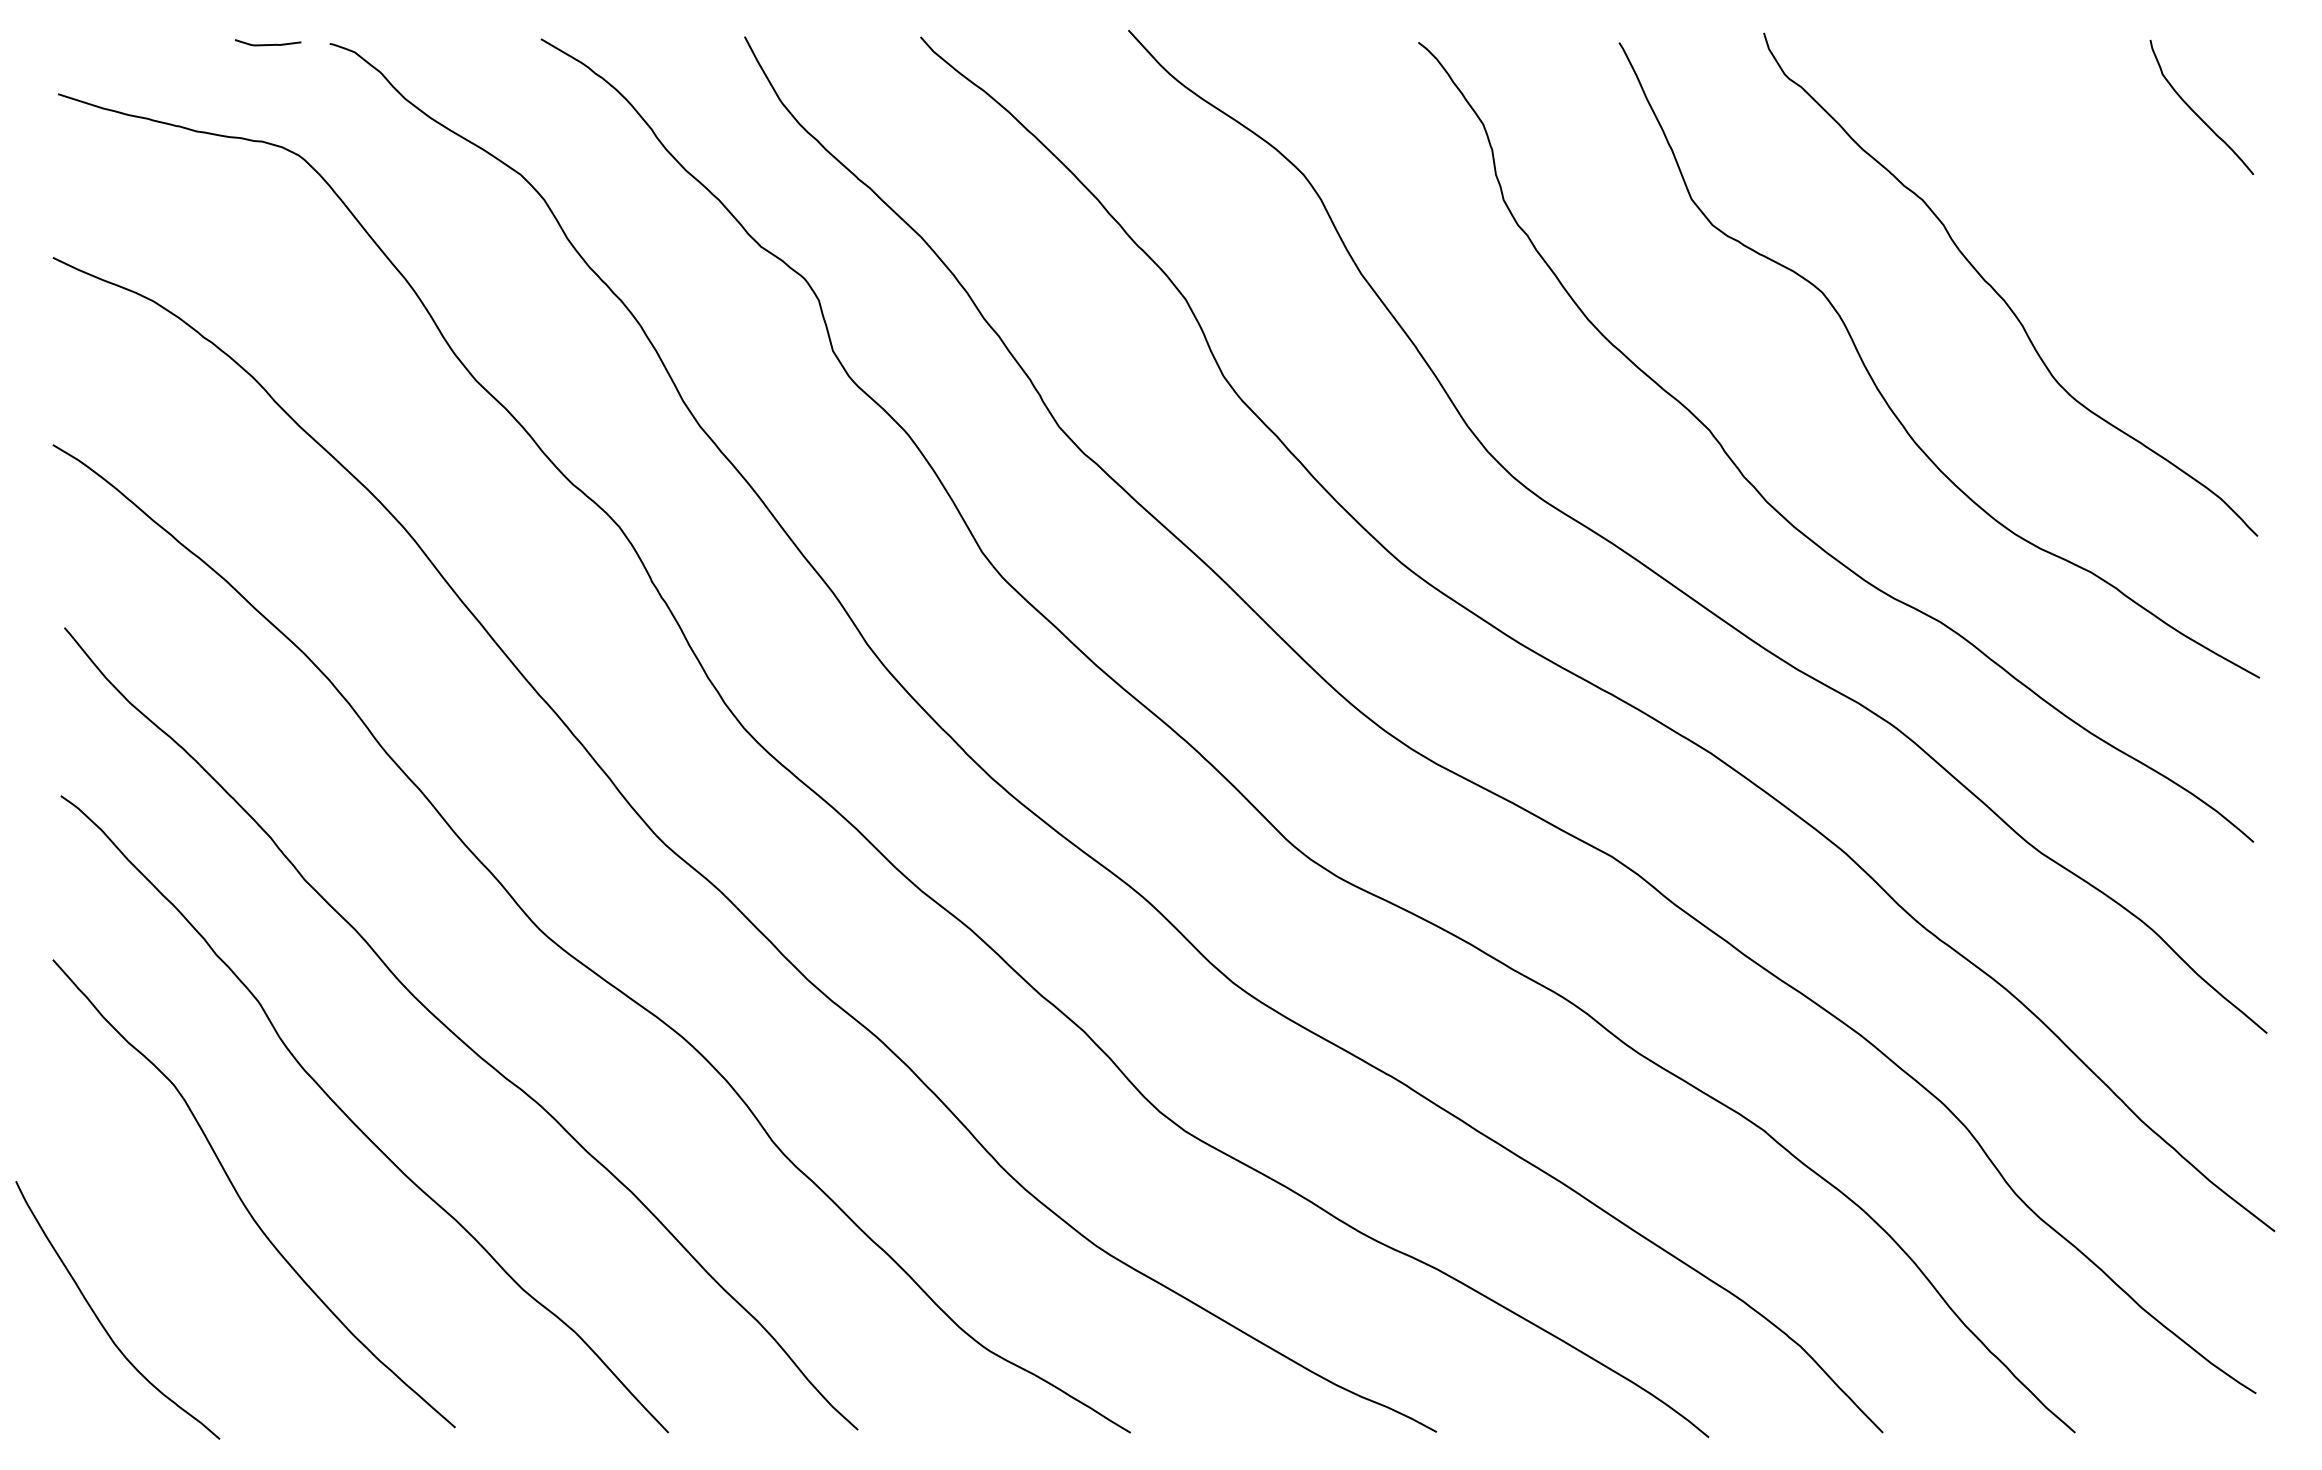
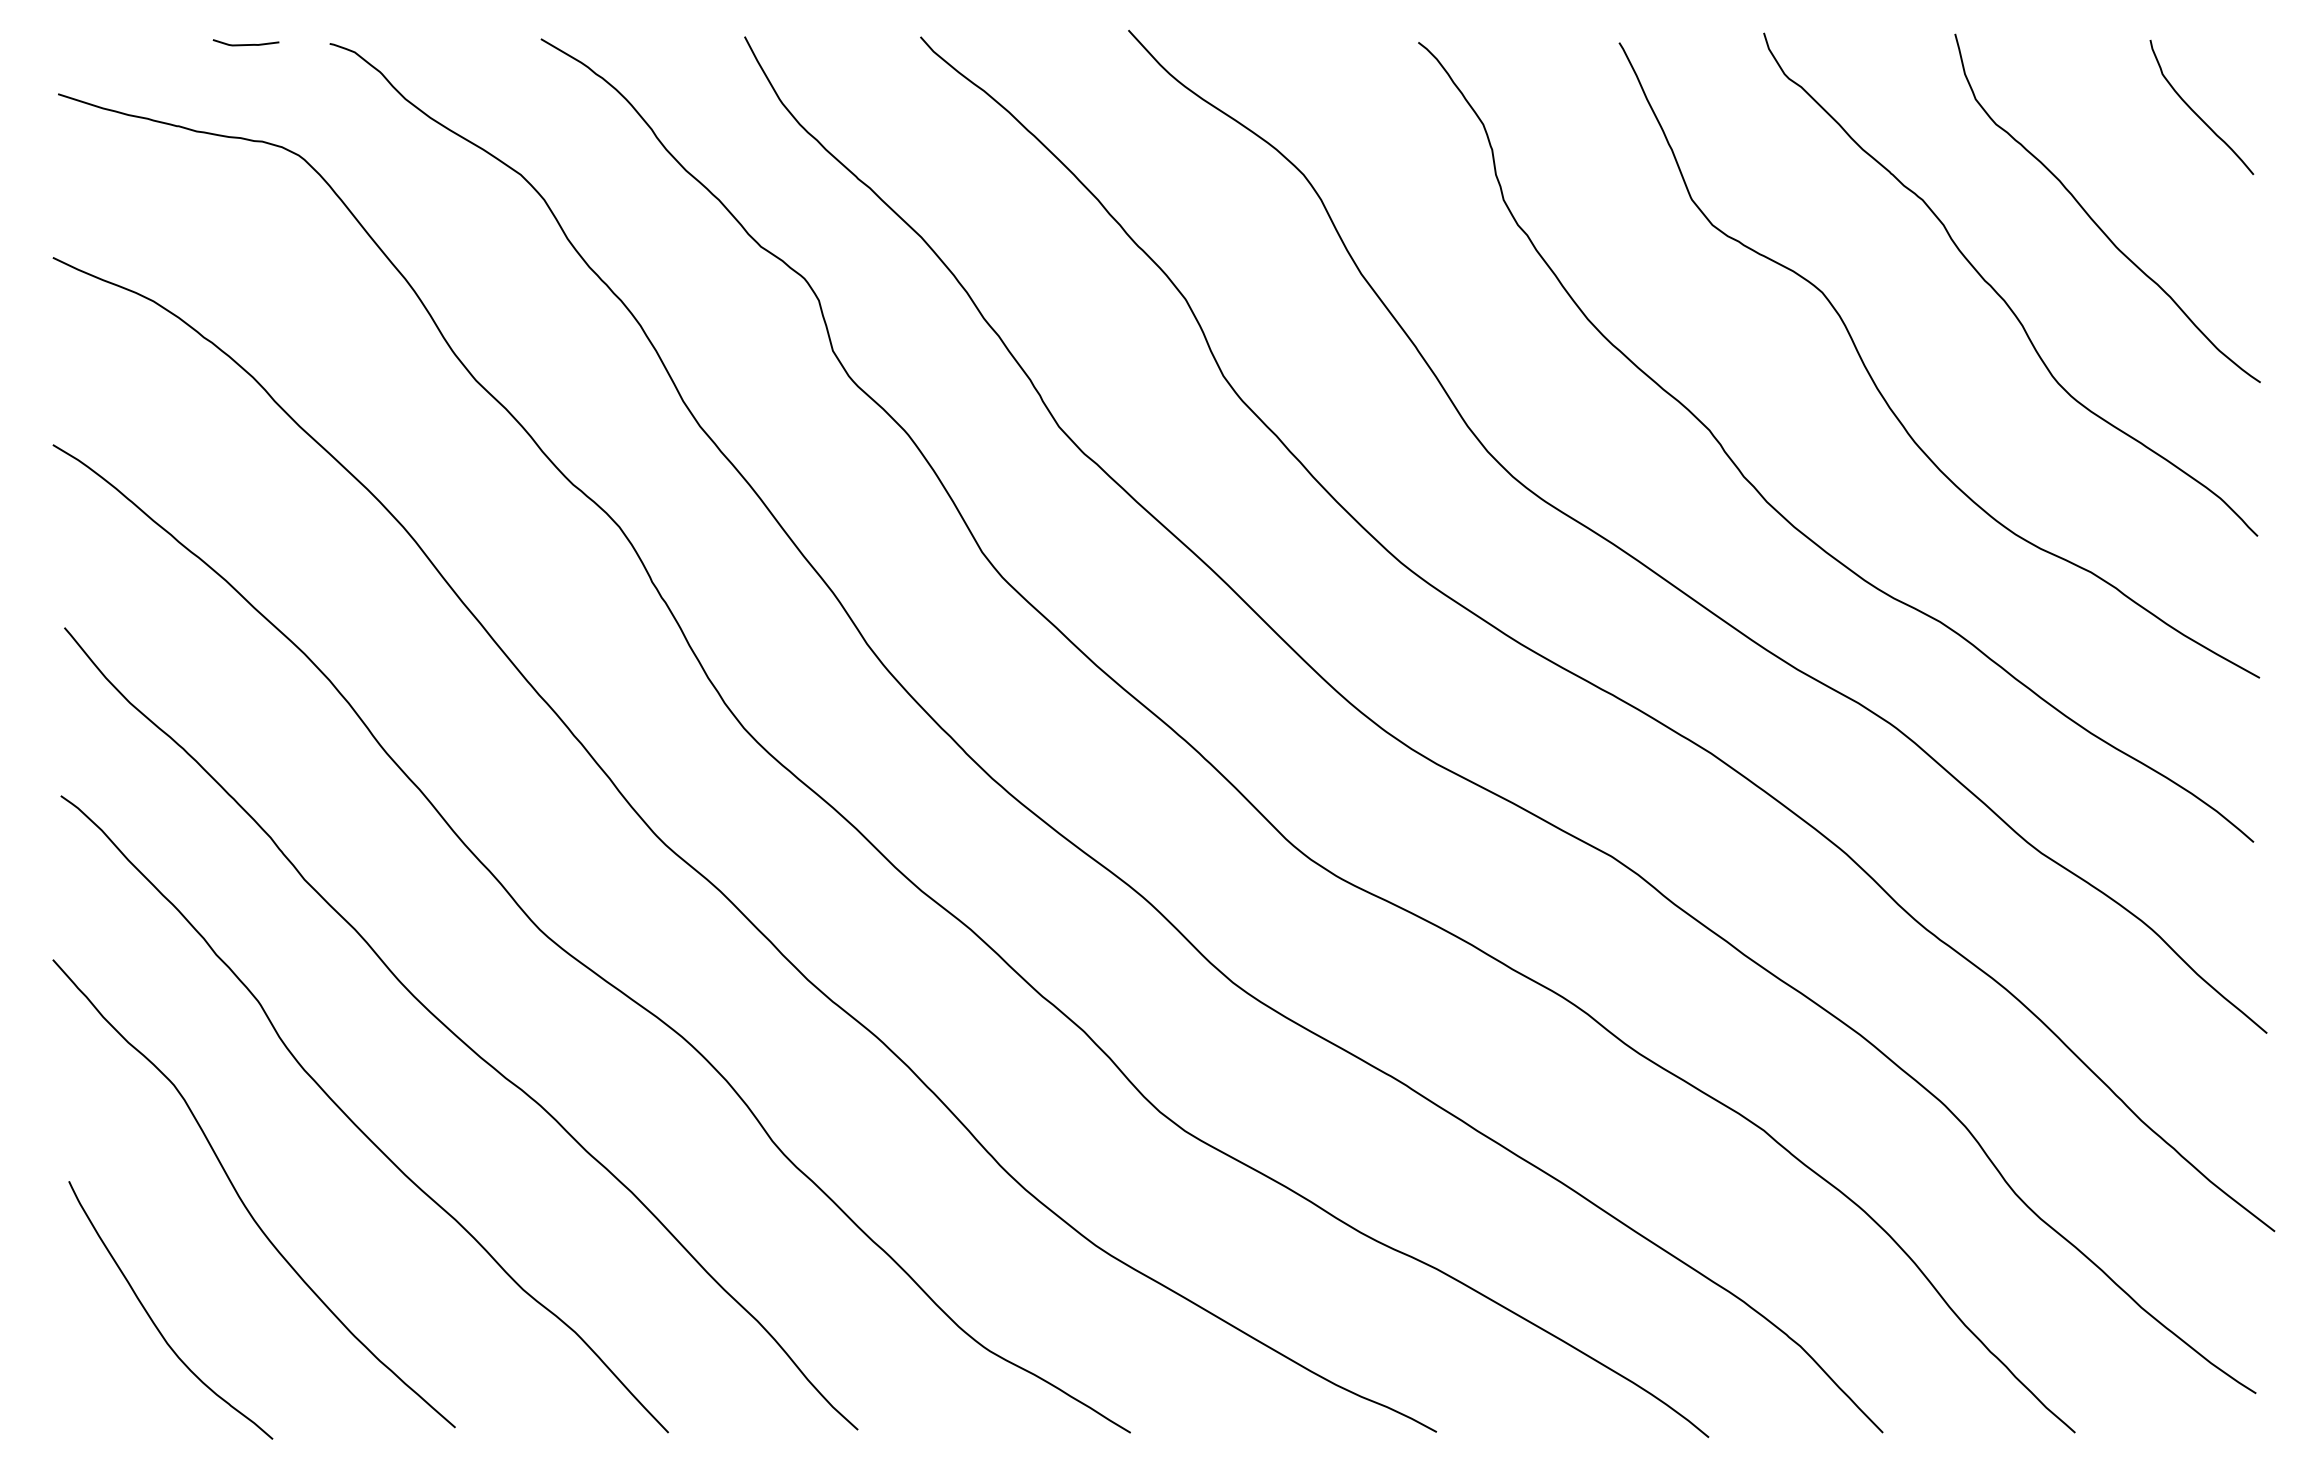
curve position: (267, 44) -> (245, 44) (245, 44)
curve: none -> present (2094, 220)
curve position: (100, 1320) -> (153, 1320) (153, 1320)
